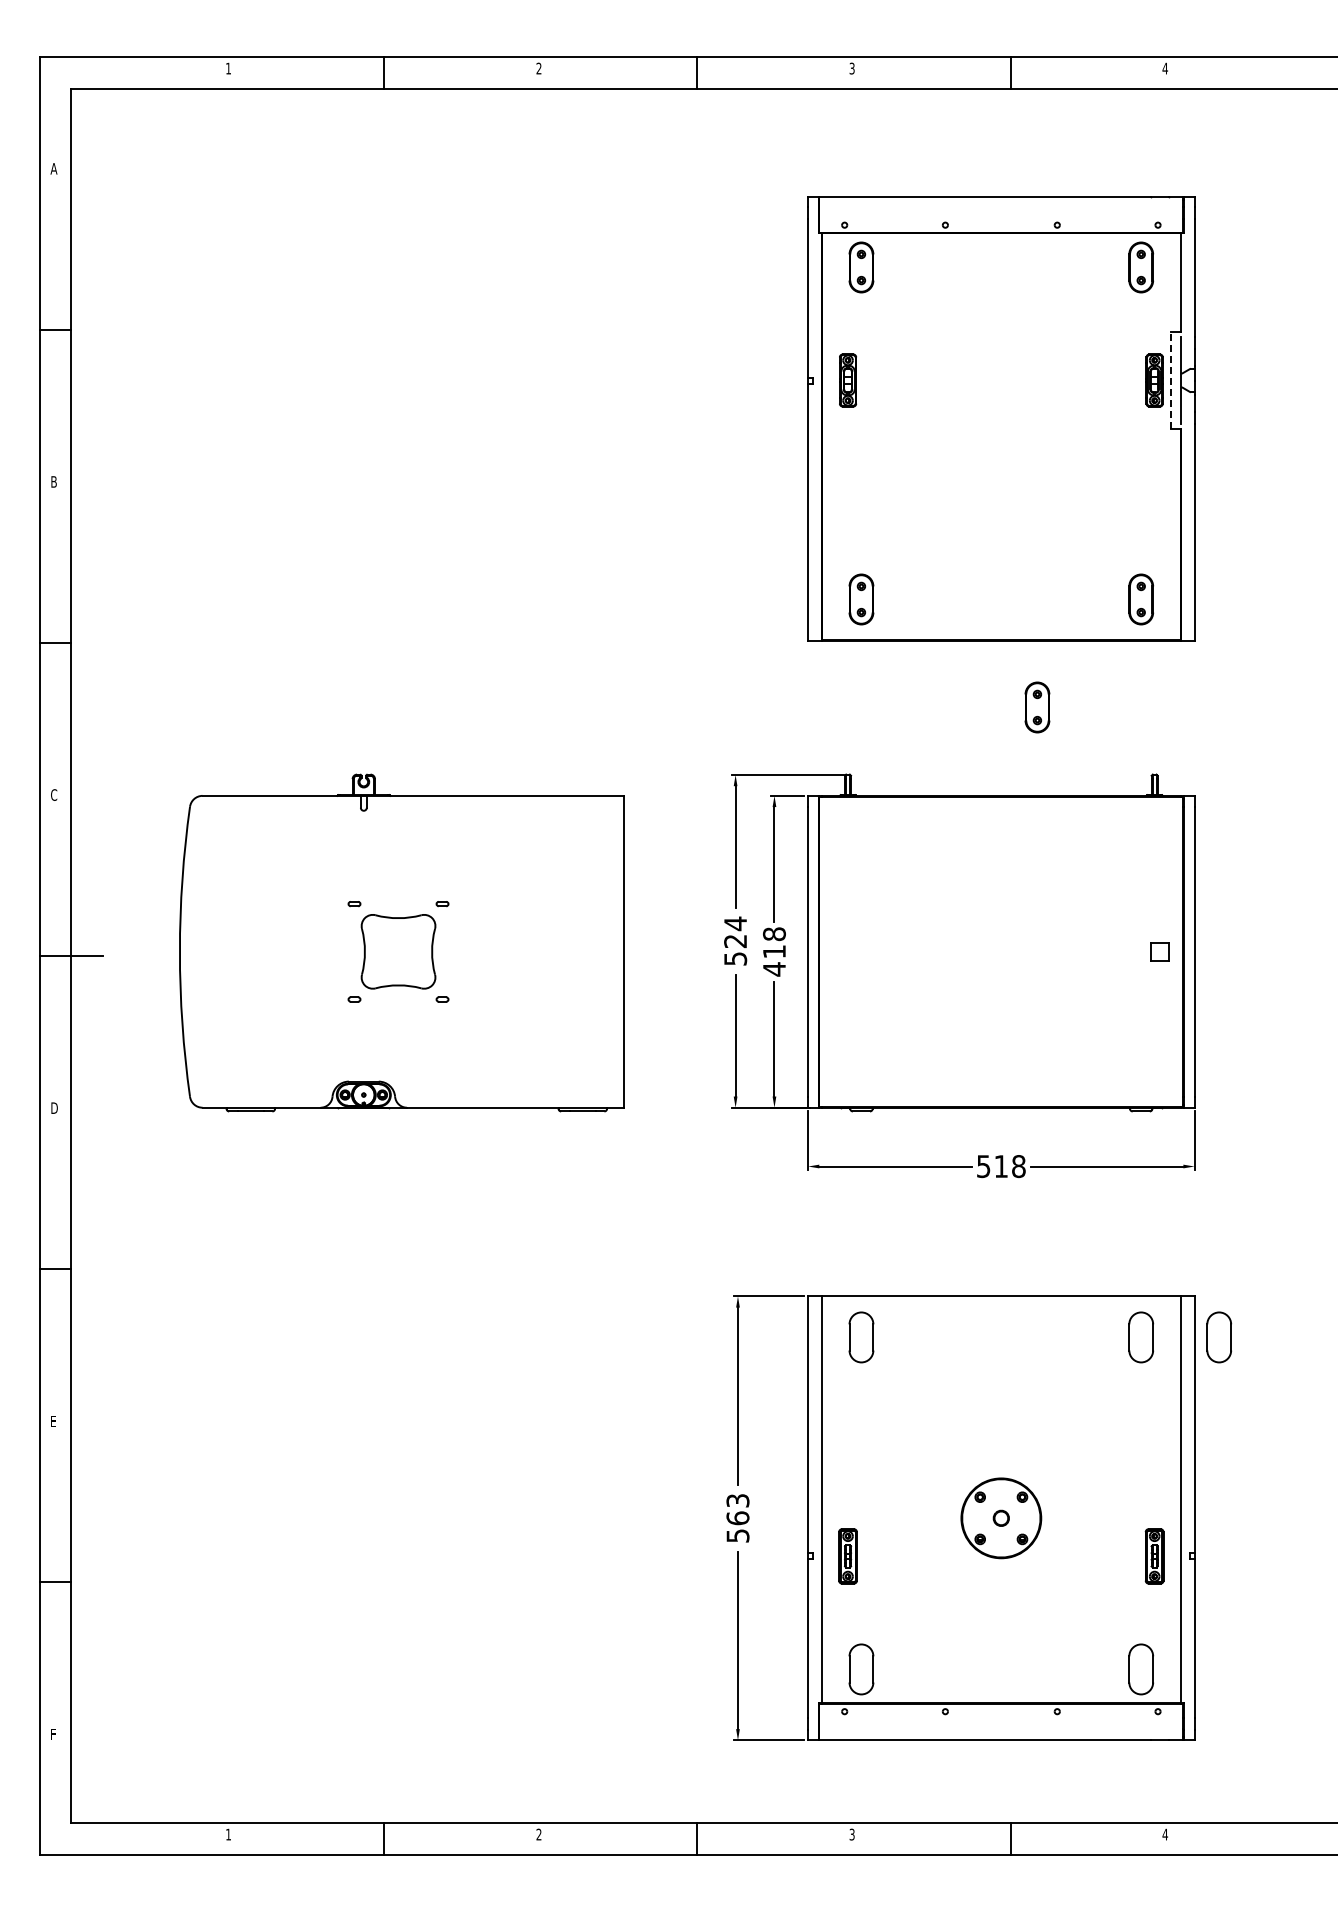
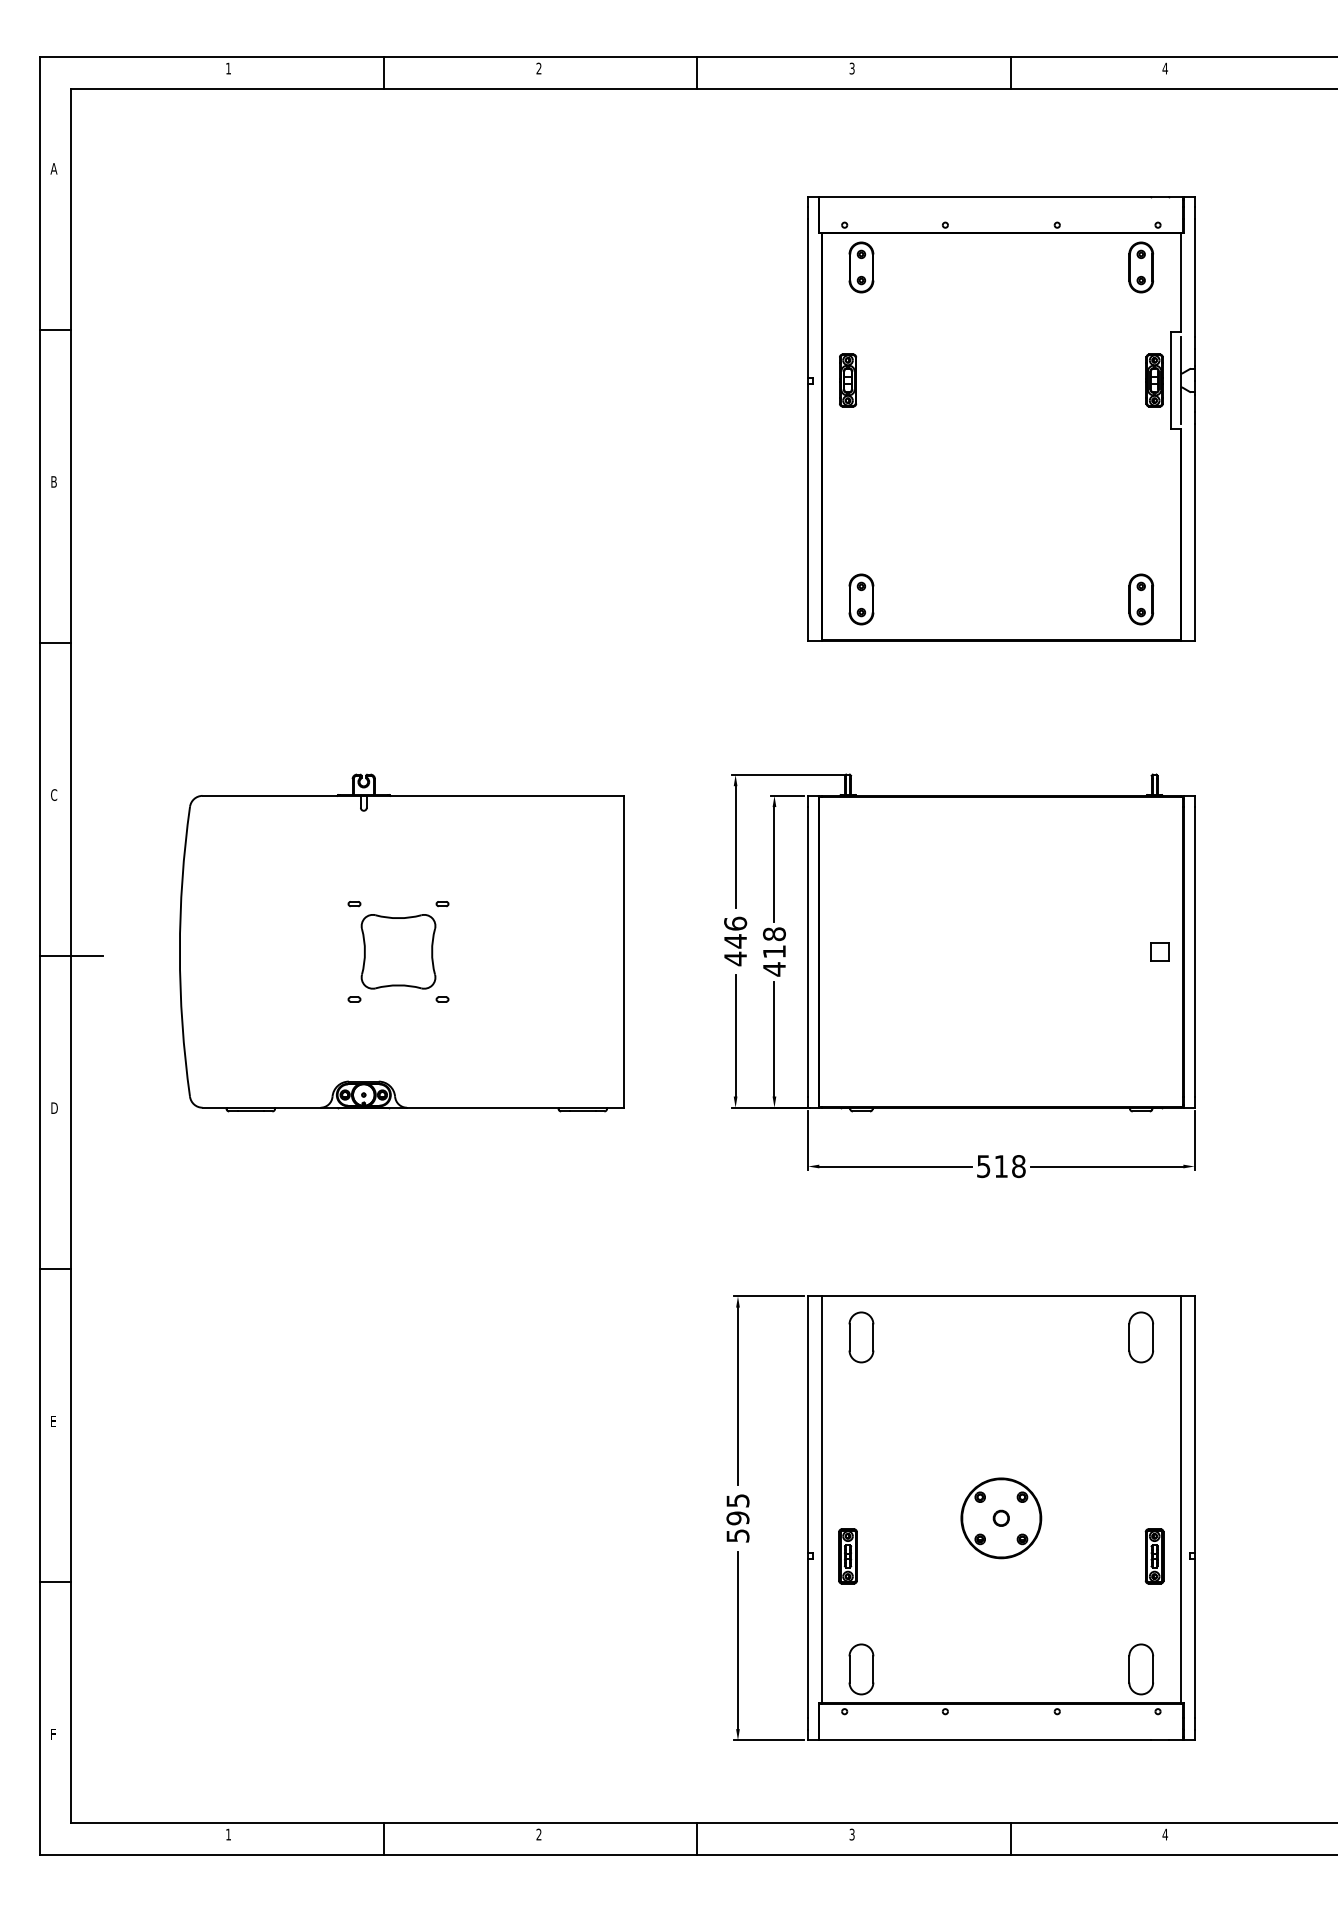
line: dashed -> solid (1171, 380)
part: present -> none (1037, 707)
text: 524 -> 446 (735, 941)
part: present -> none (1218, 1337)
text: 563 -> 595 (737, 1509)
